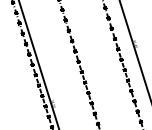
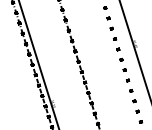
line: present -> none (122, 64)
